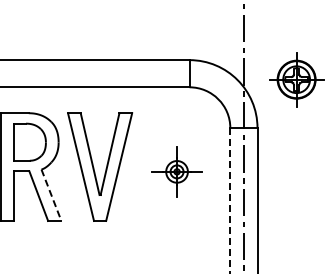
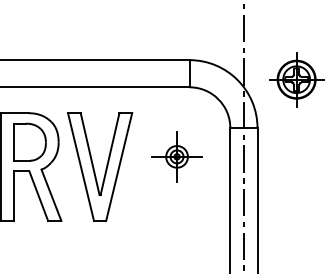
part position: (176, 171) -> (176, 156) (176, 156)
line: dashed -> solid (51, 195)
line: dashed -> solid (230, 200)
